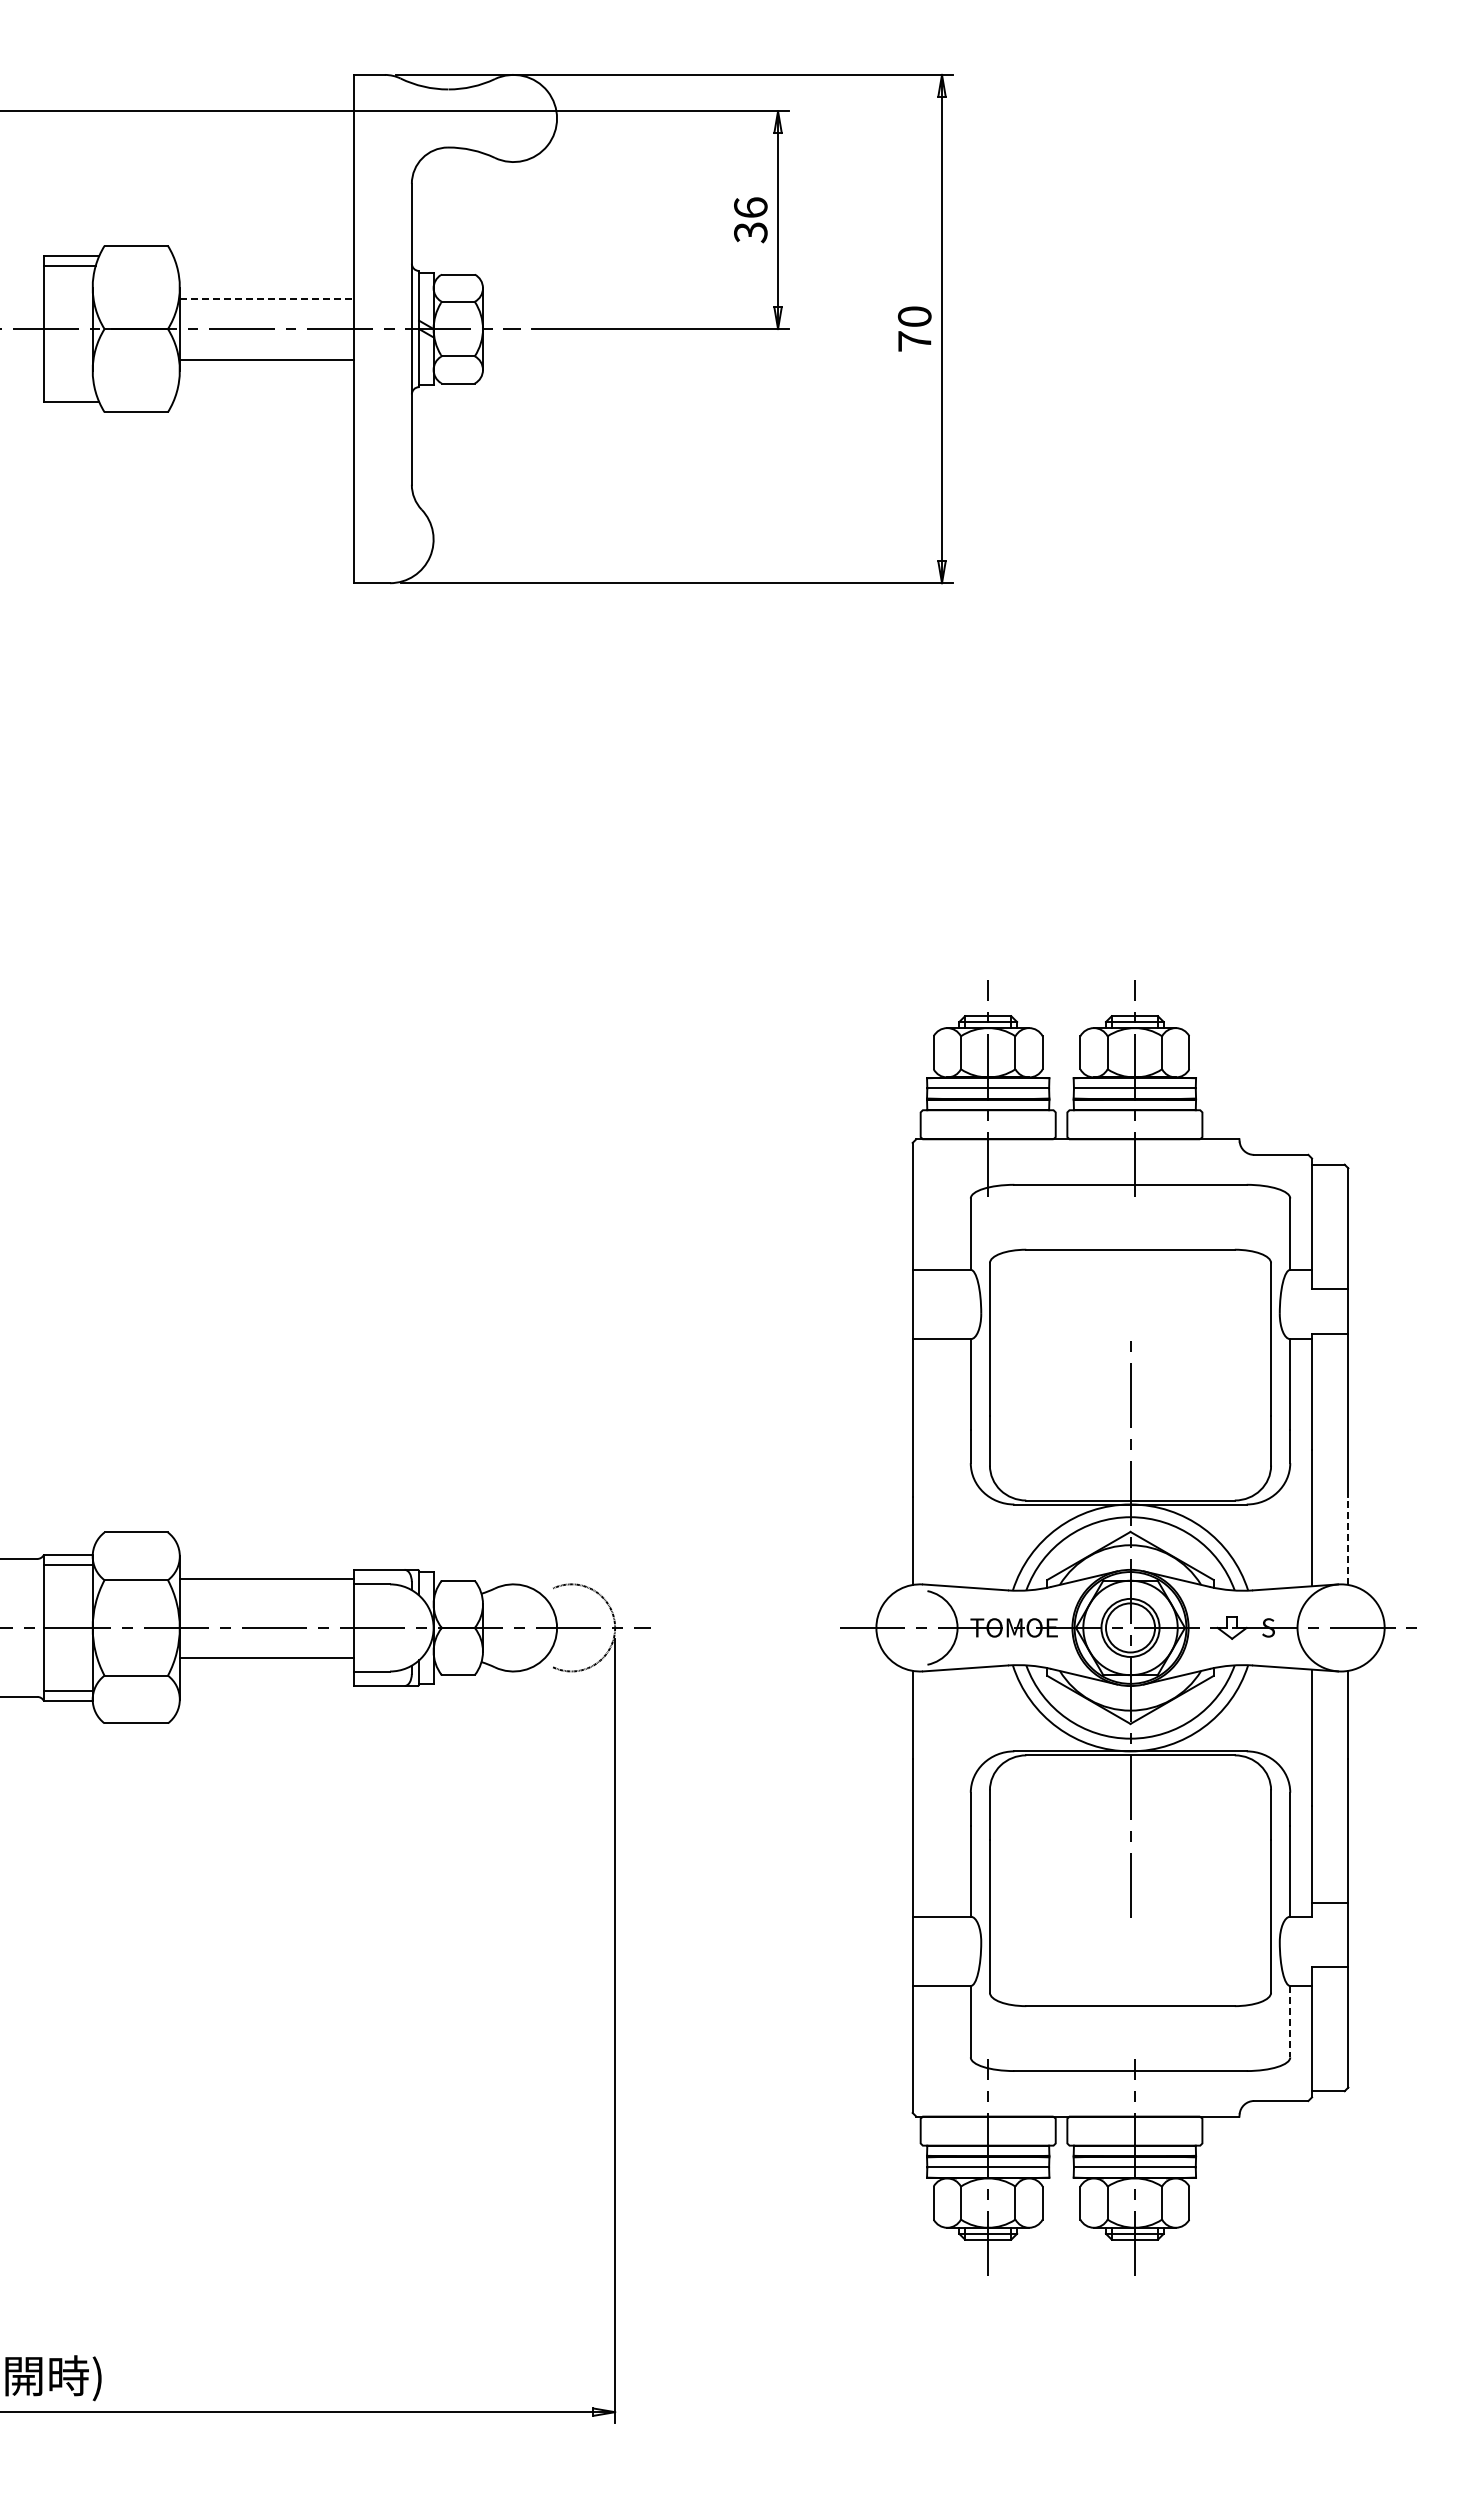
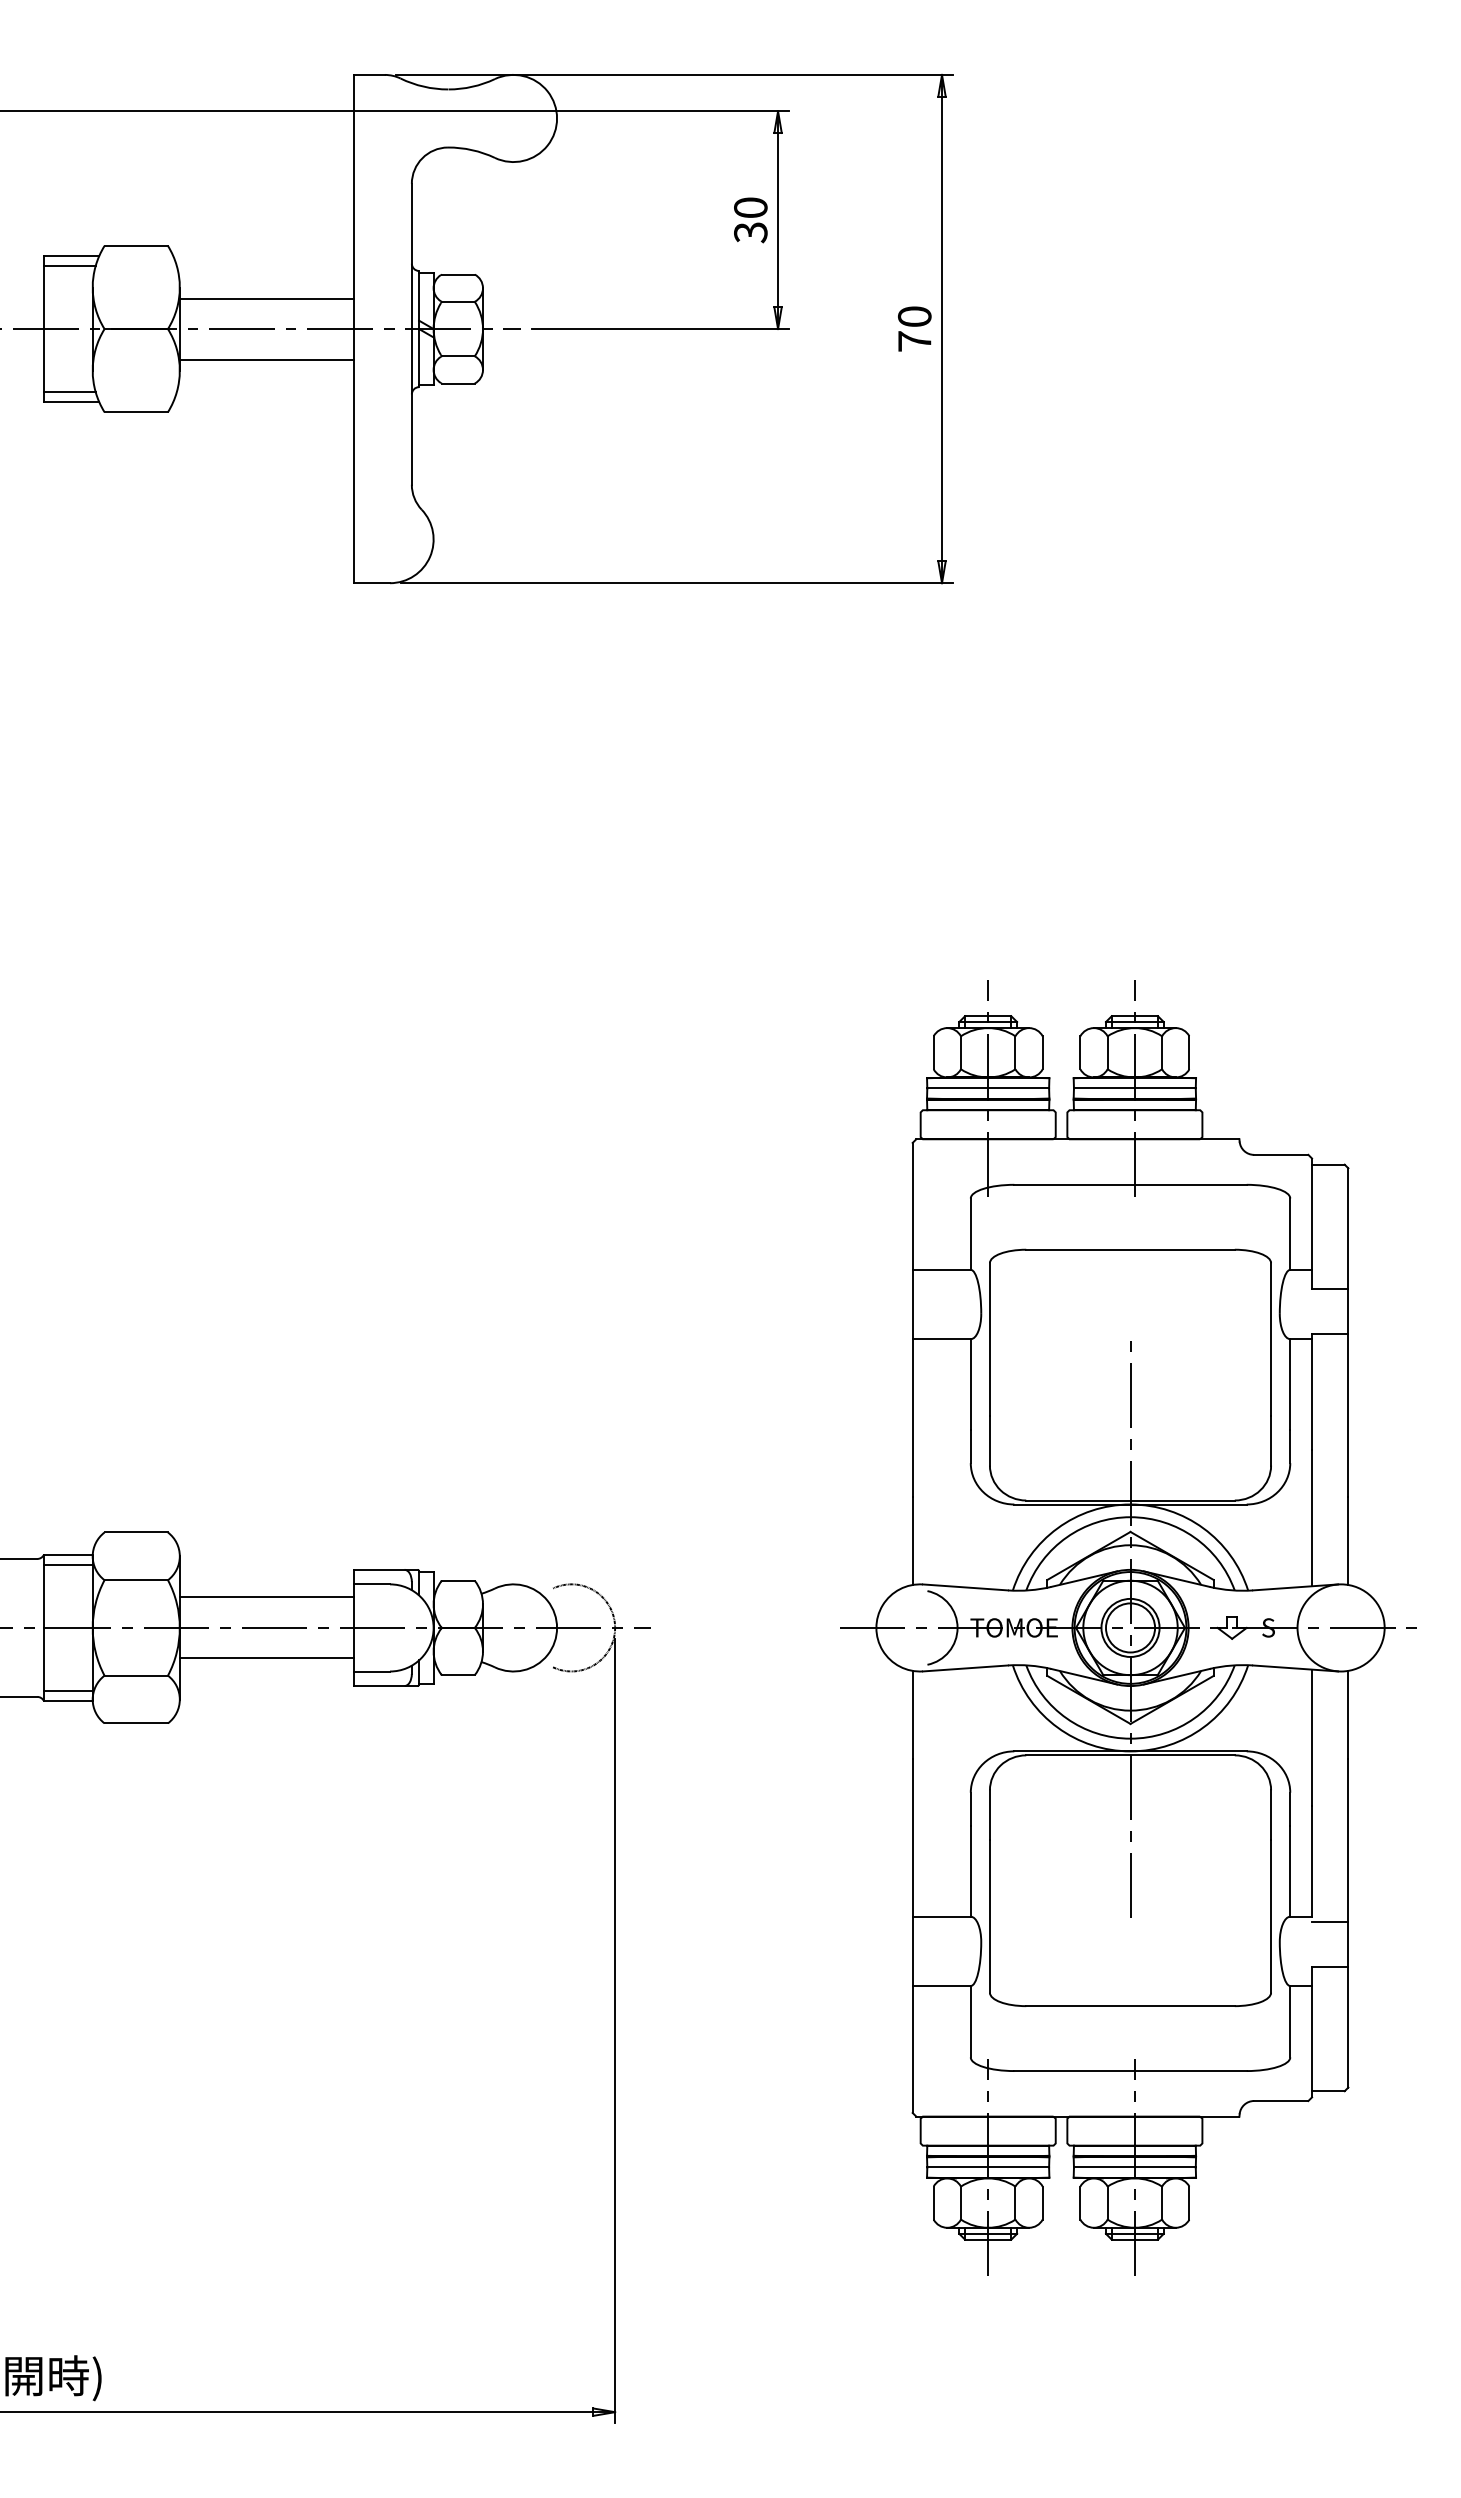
text: 36 -> 30 (750, 207)
line: dashed -> solid (266, 298)
line: none -> present (69, 391)
line: dashed -> solid (1348, 1541)
line position: (266, 1579) -> (266, 1597) (266, 1597)
line position: (1330, 1903) -> (1330, 1922) (1330, 1922)
line: dashed -> solid (1290, 2021)
